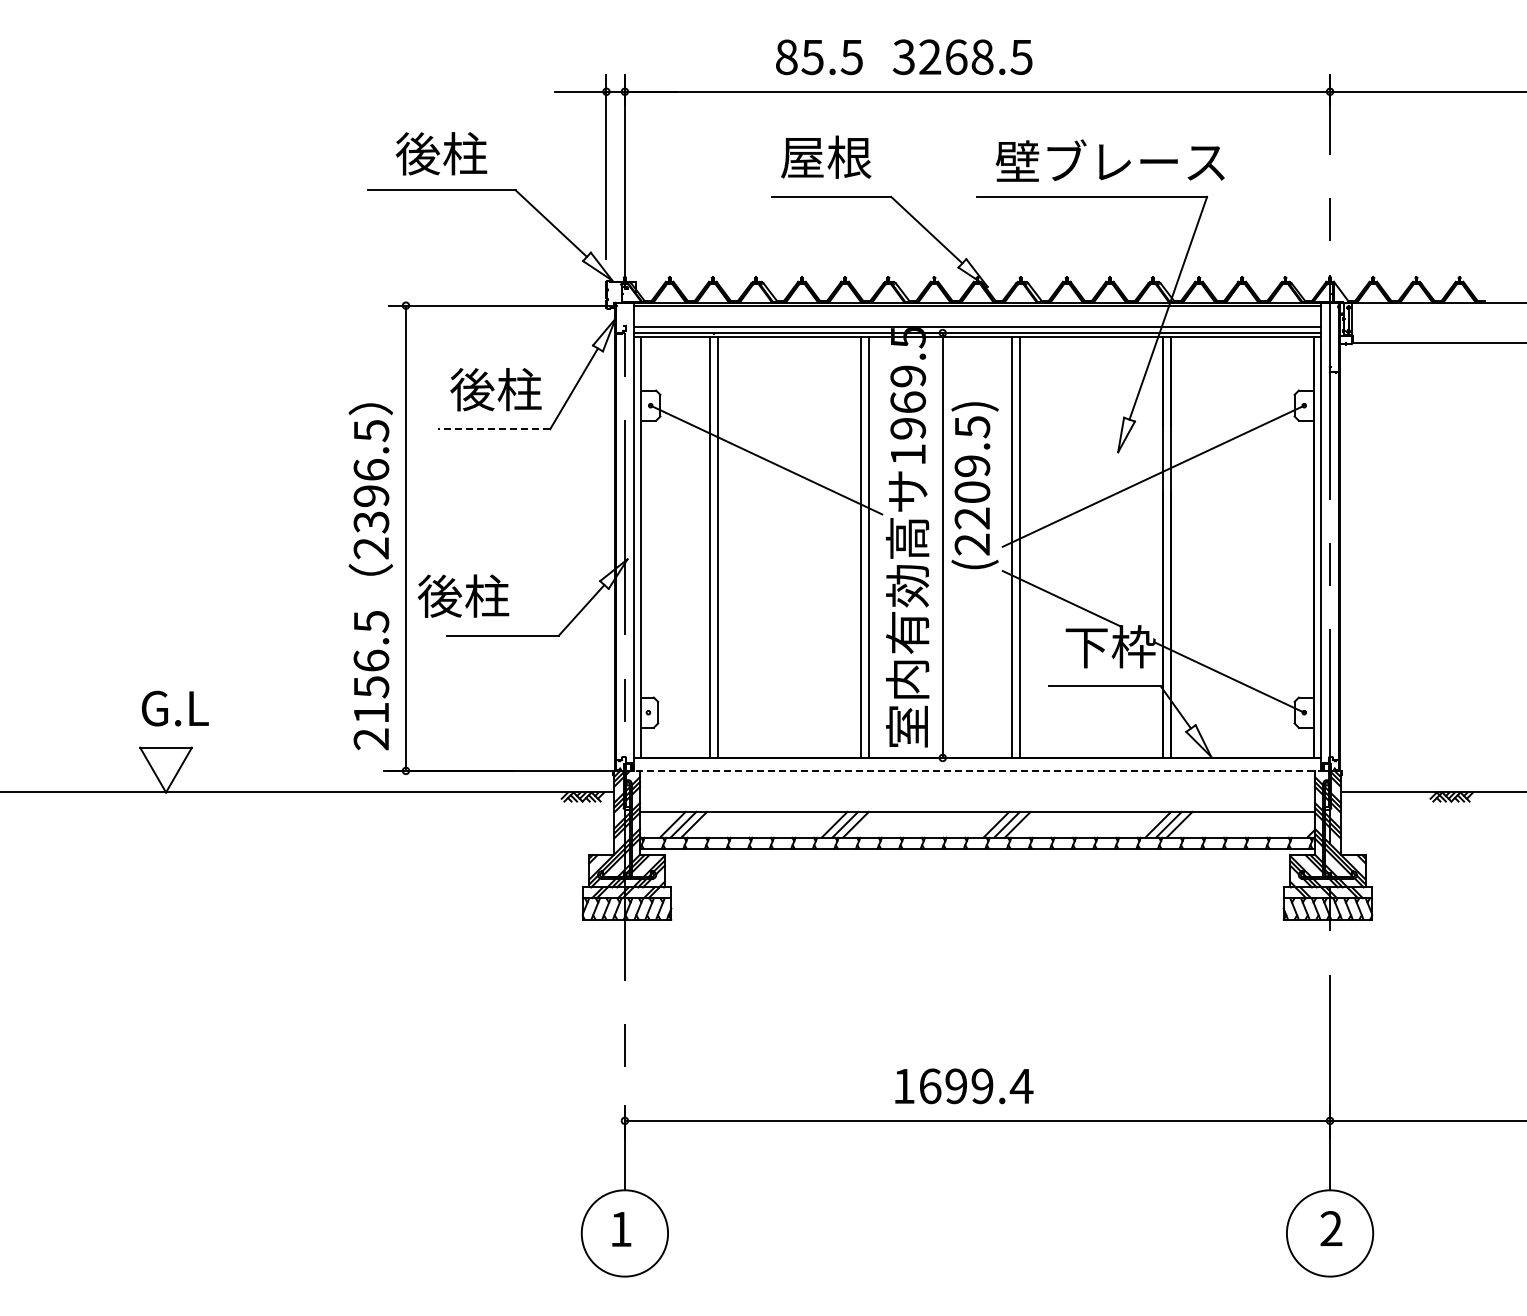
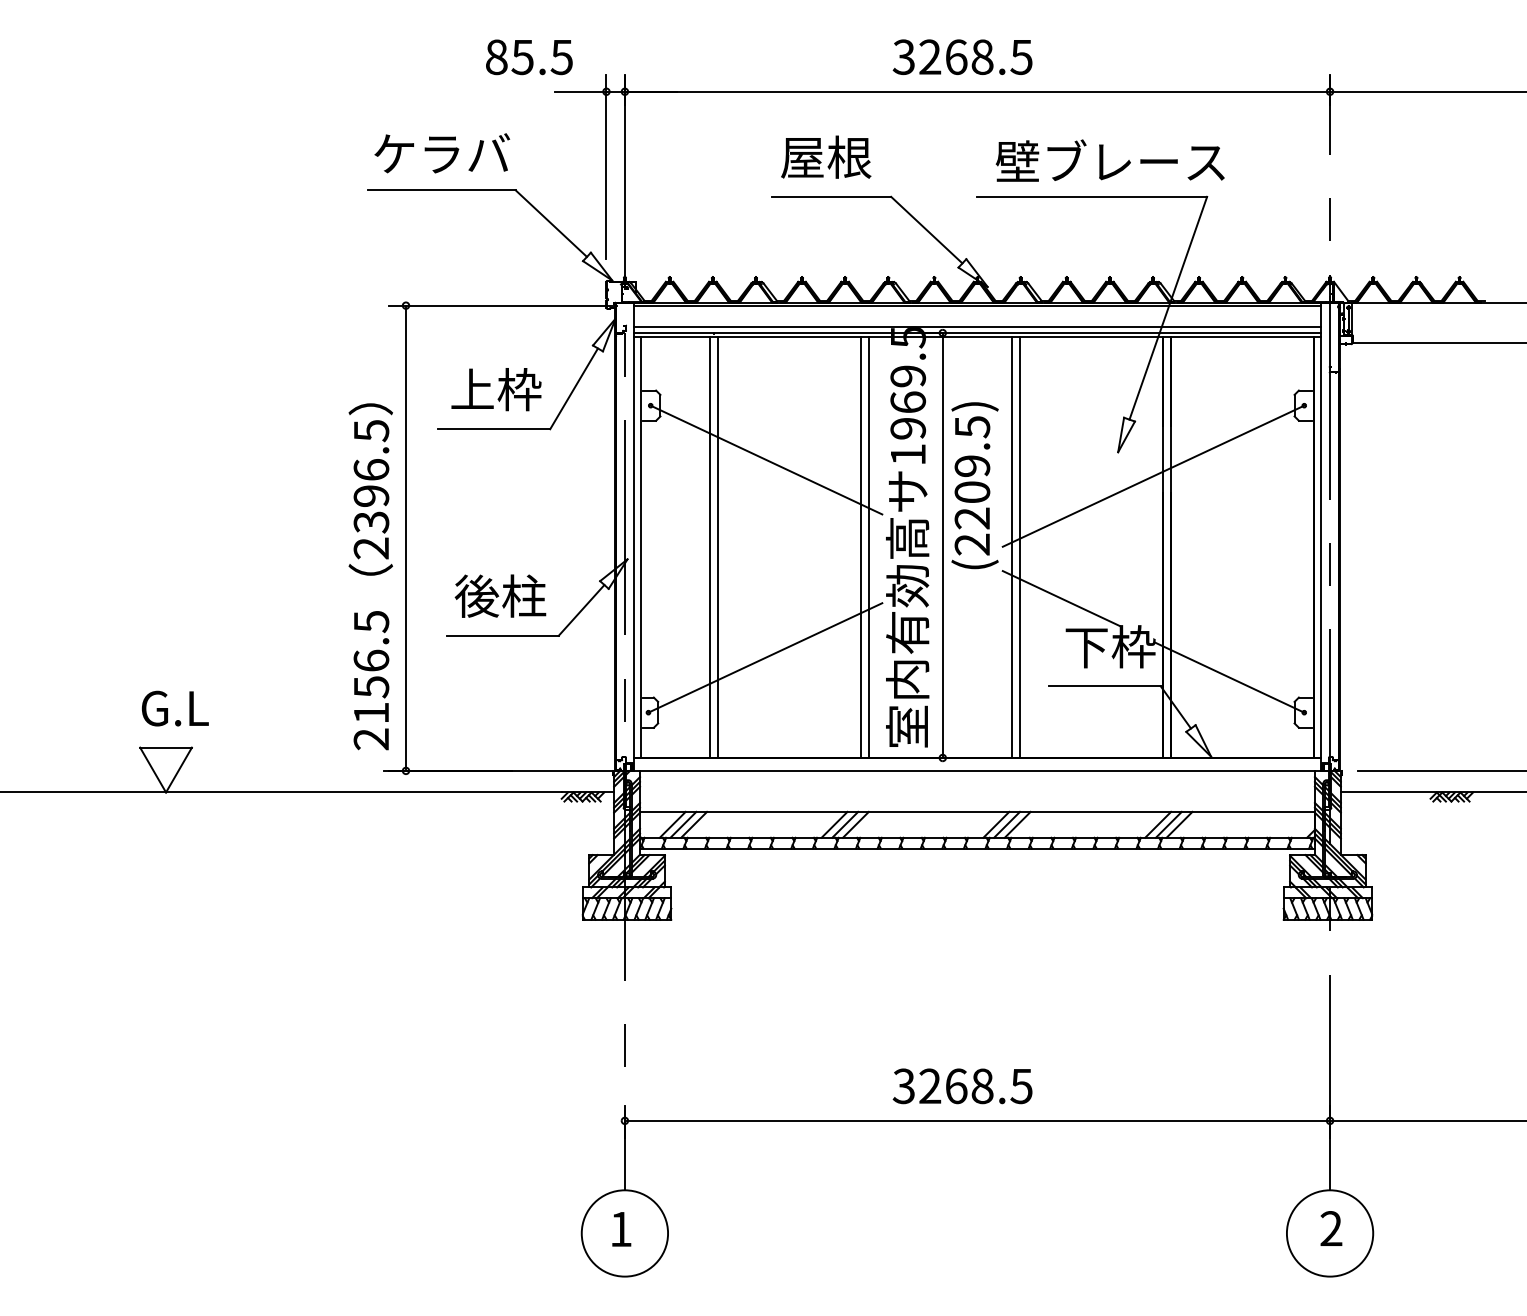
text position: (819, 57) -> (529, 57) (529, 57)
text: 後柱 -> ケラバ (442, 153)
text: 後柱 -> 上枠 (495, 389)
line: dashed -> solid (493, 429)
text position: (463, 595) -> (500, 595) (500, 595)
line: none -> present (765, 657)
line: dashed -> solid (978, 770)
line: none -> present (1440, 770)
text: 1699.4 -> 3268.5 (962, 1086)
